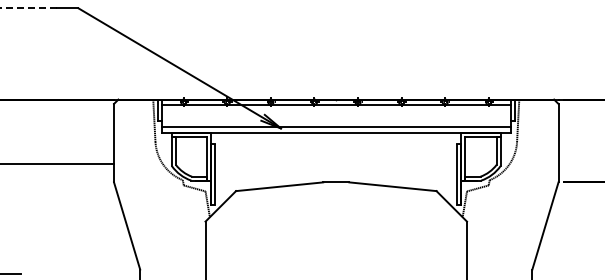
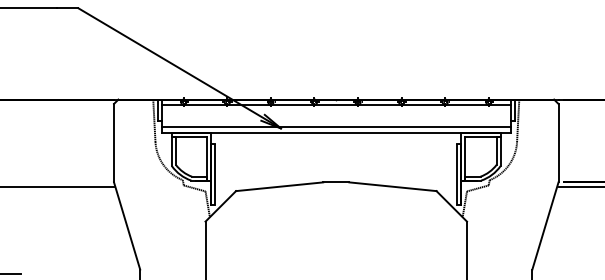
line: dashed -> solid (28, 8)
line position: (58, 163) -> (58, 186) (58, 186)
line: none -> present (579, 186)
